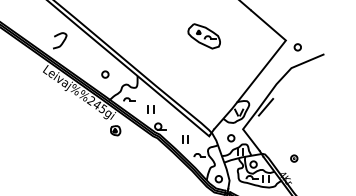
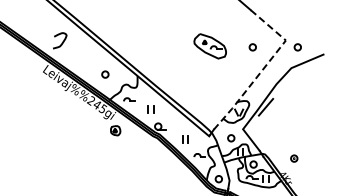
part position: (203, 36) -> (209, 46) (209, 46)
part: none -> present (252, 47)
line: solid -> dashed (264, 67)
